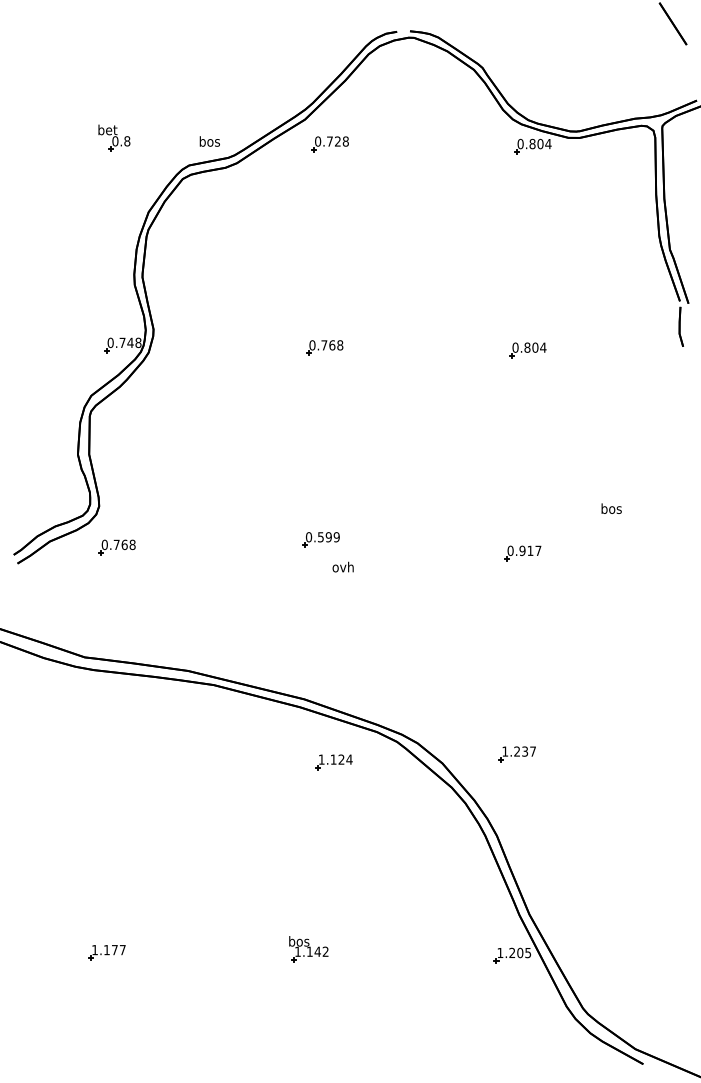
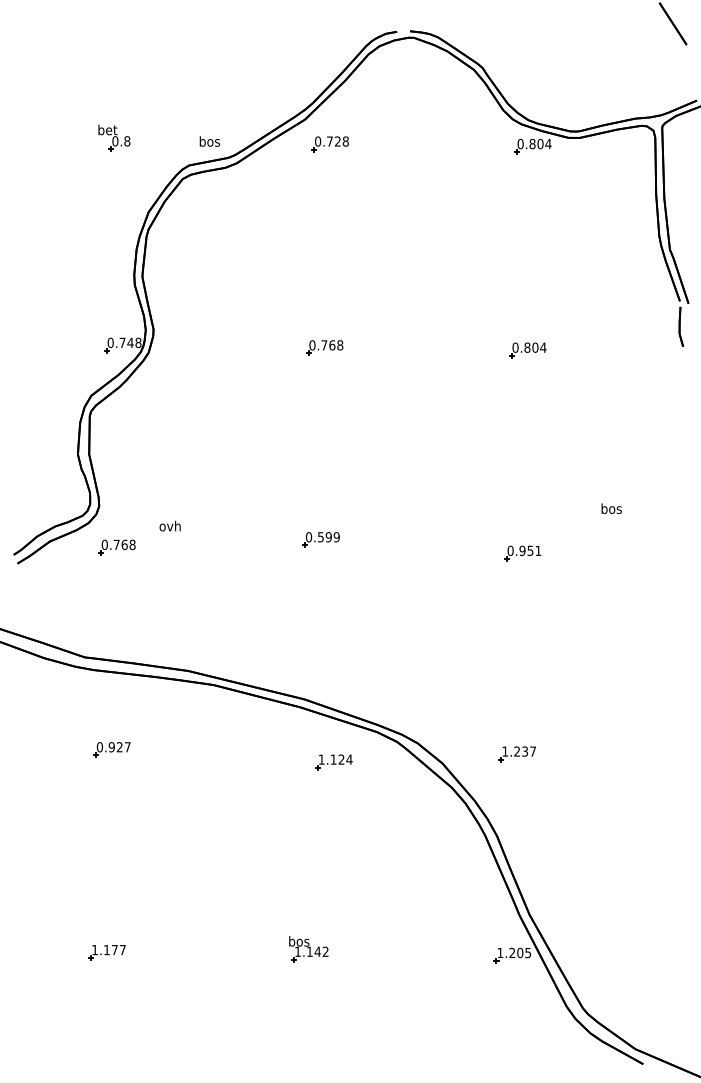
text: 0.917 -> 0.951 (534, 550)
text position: (342, 566) -> (169, 525) (169, 525)
part: none -> present (111, 749)
